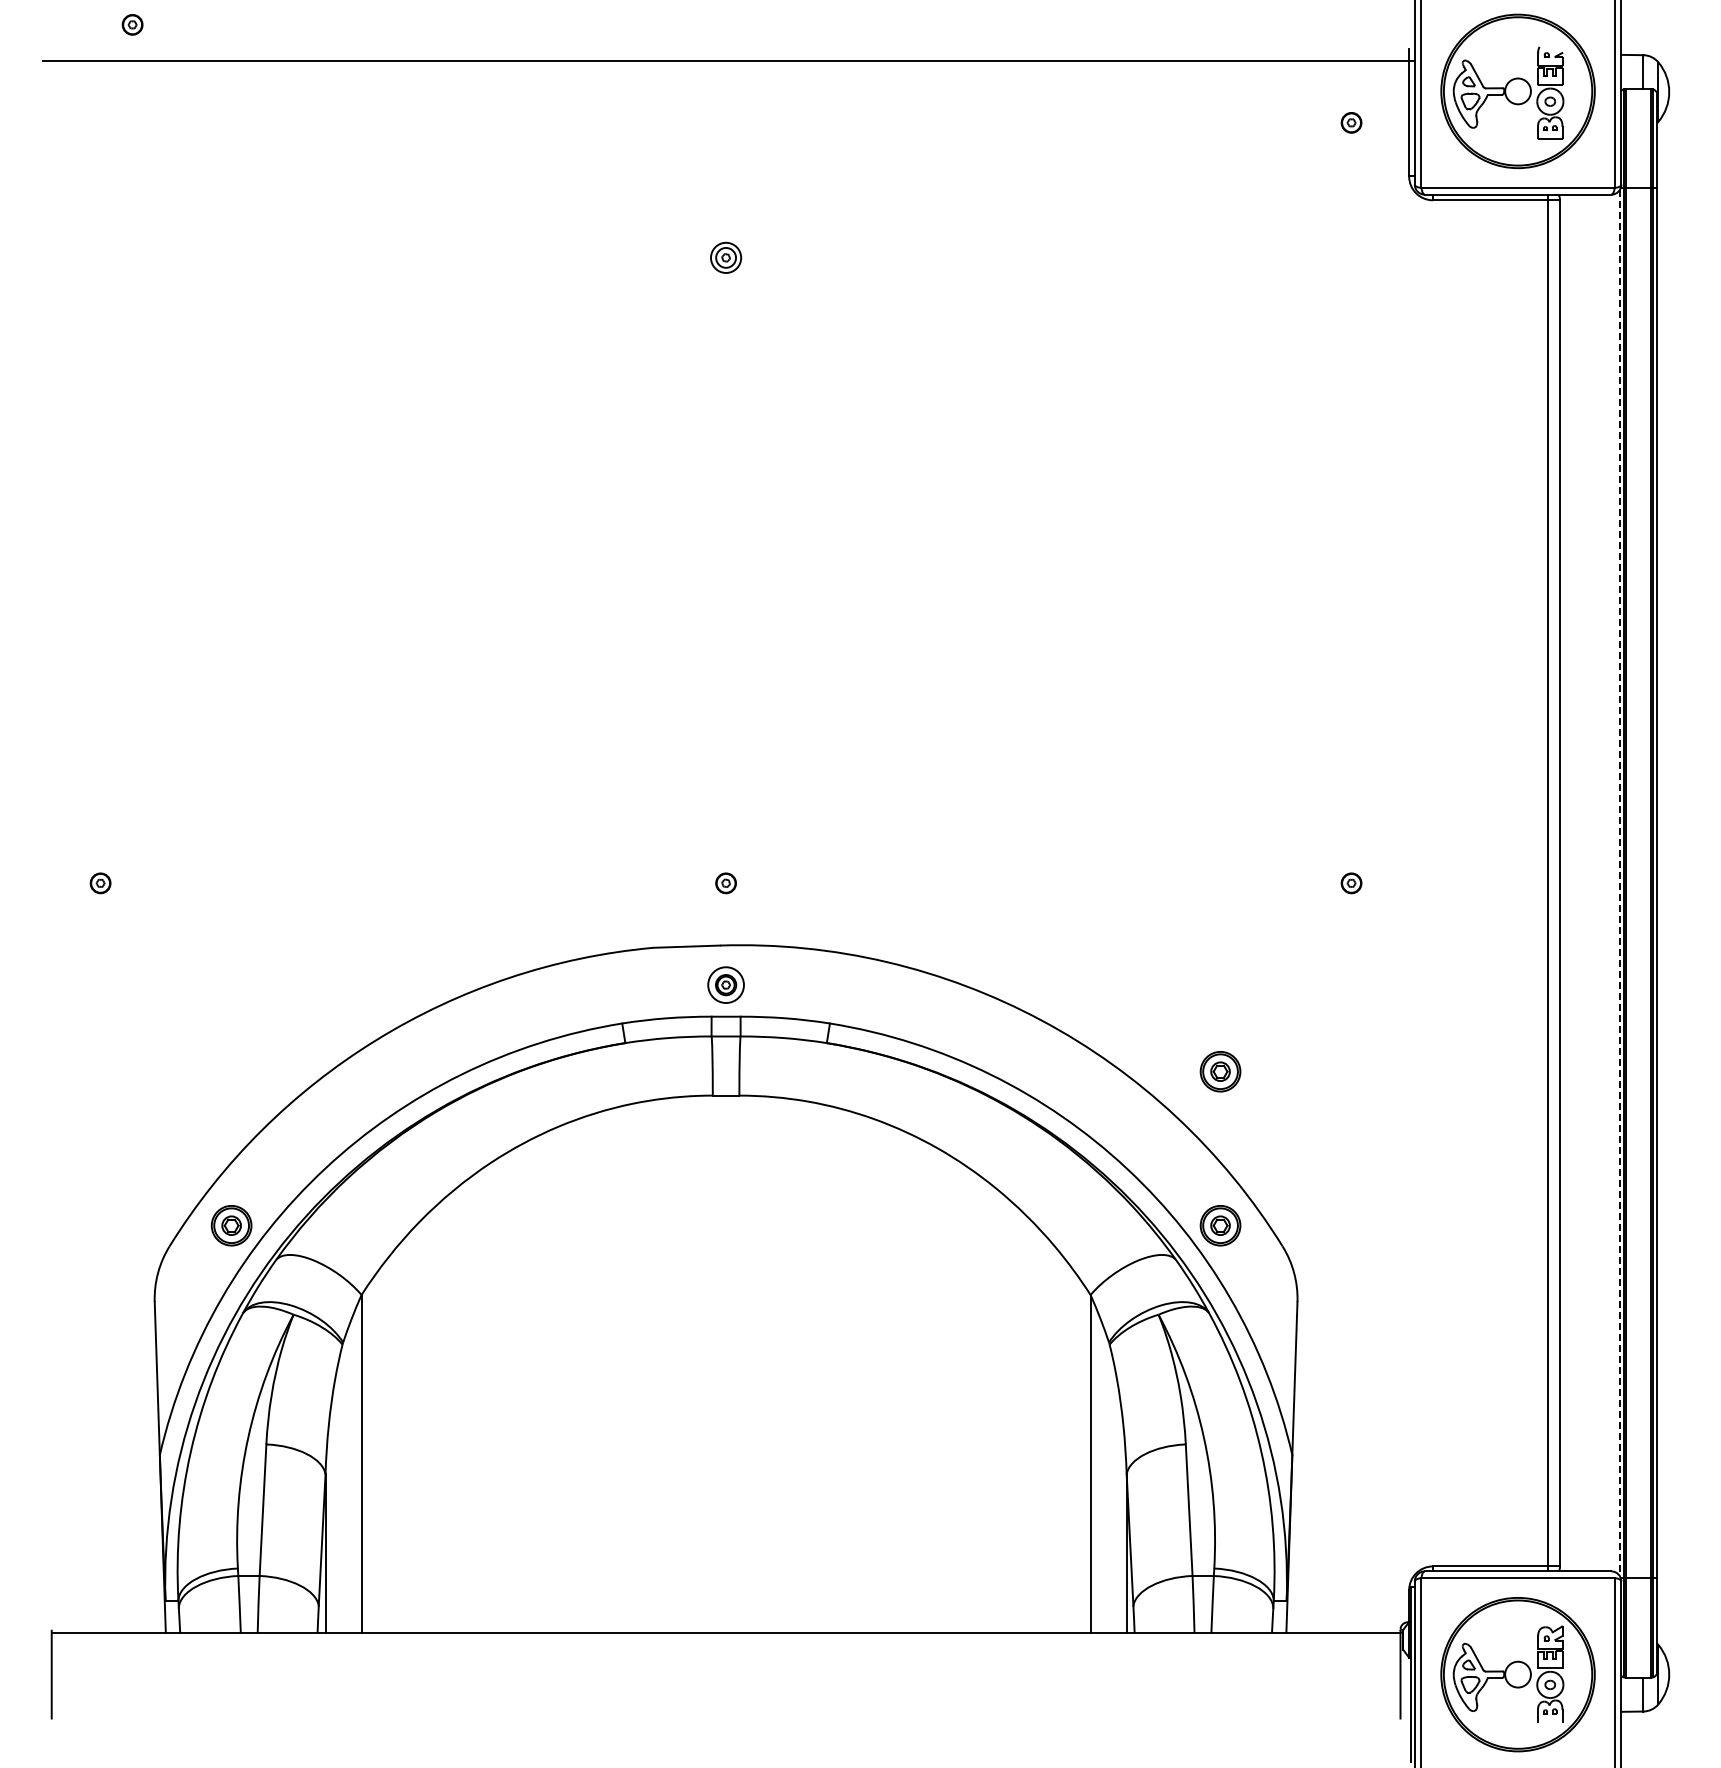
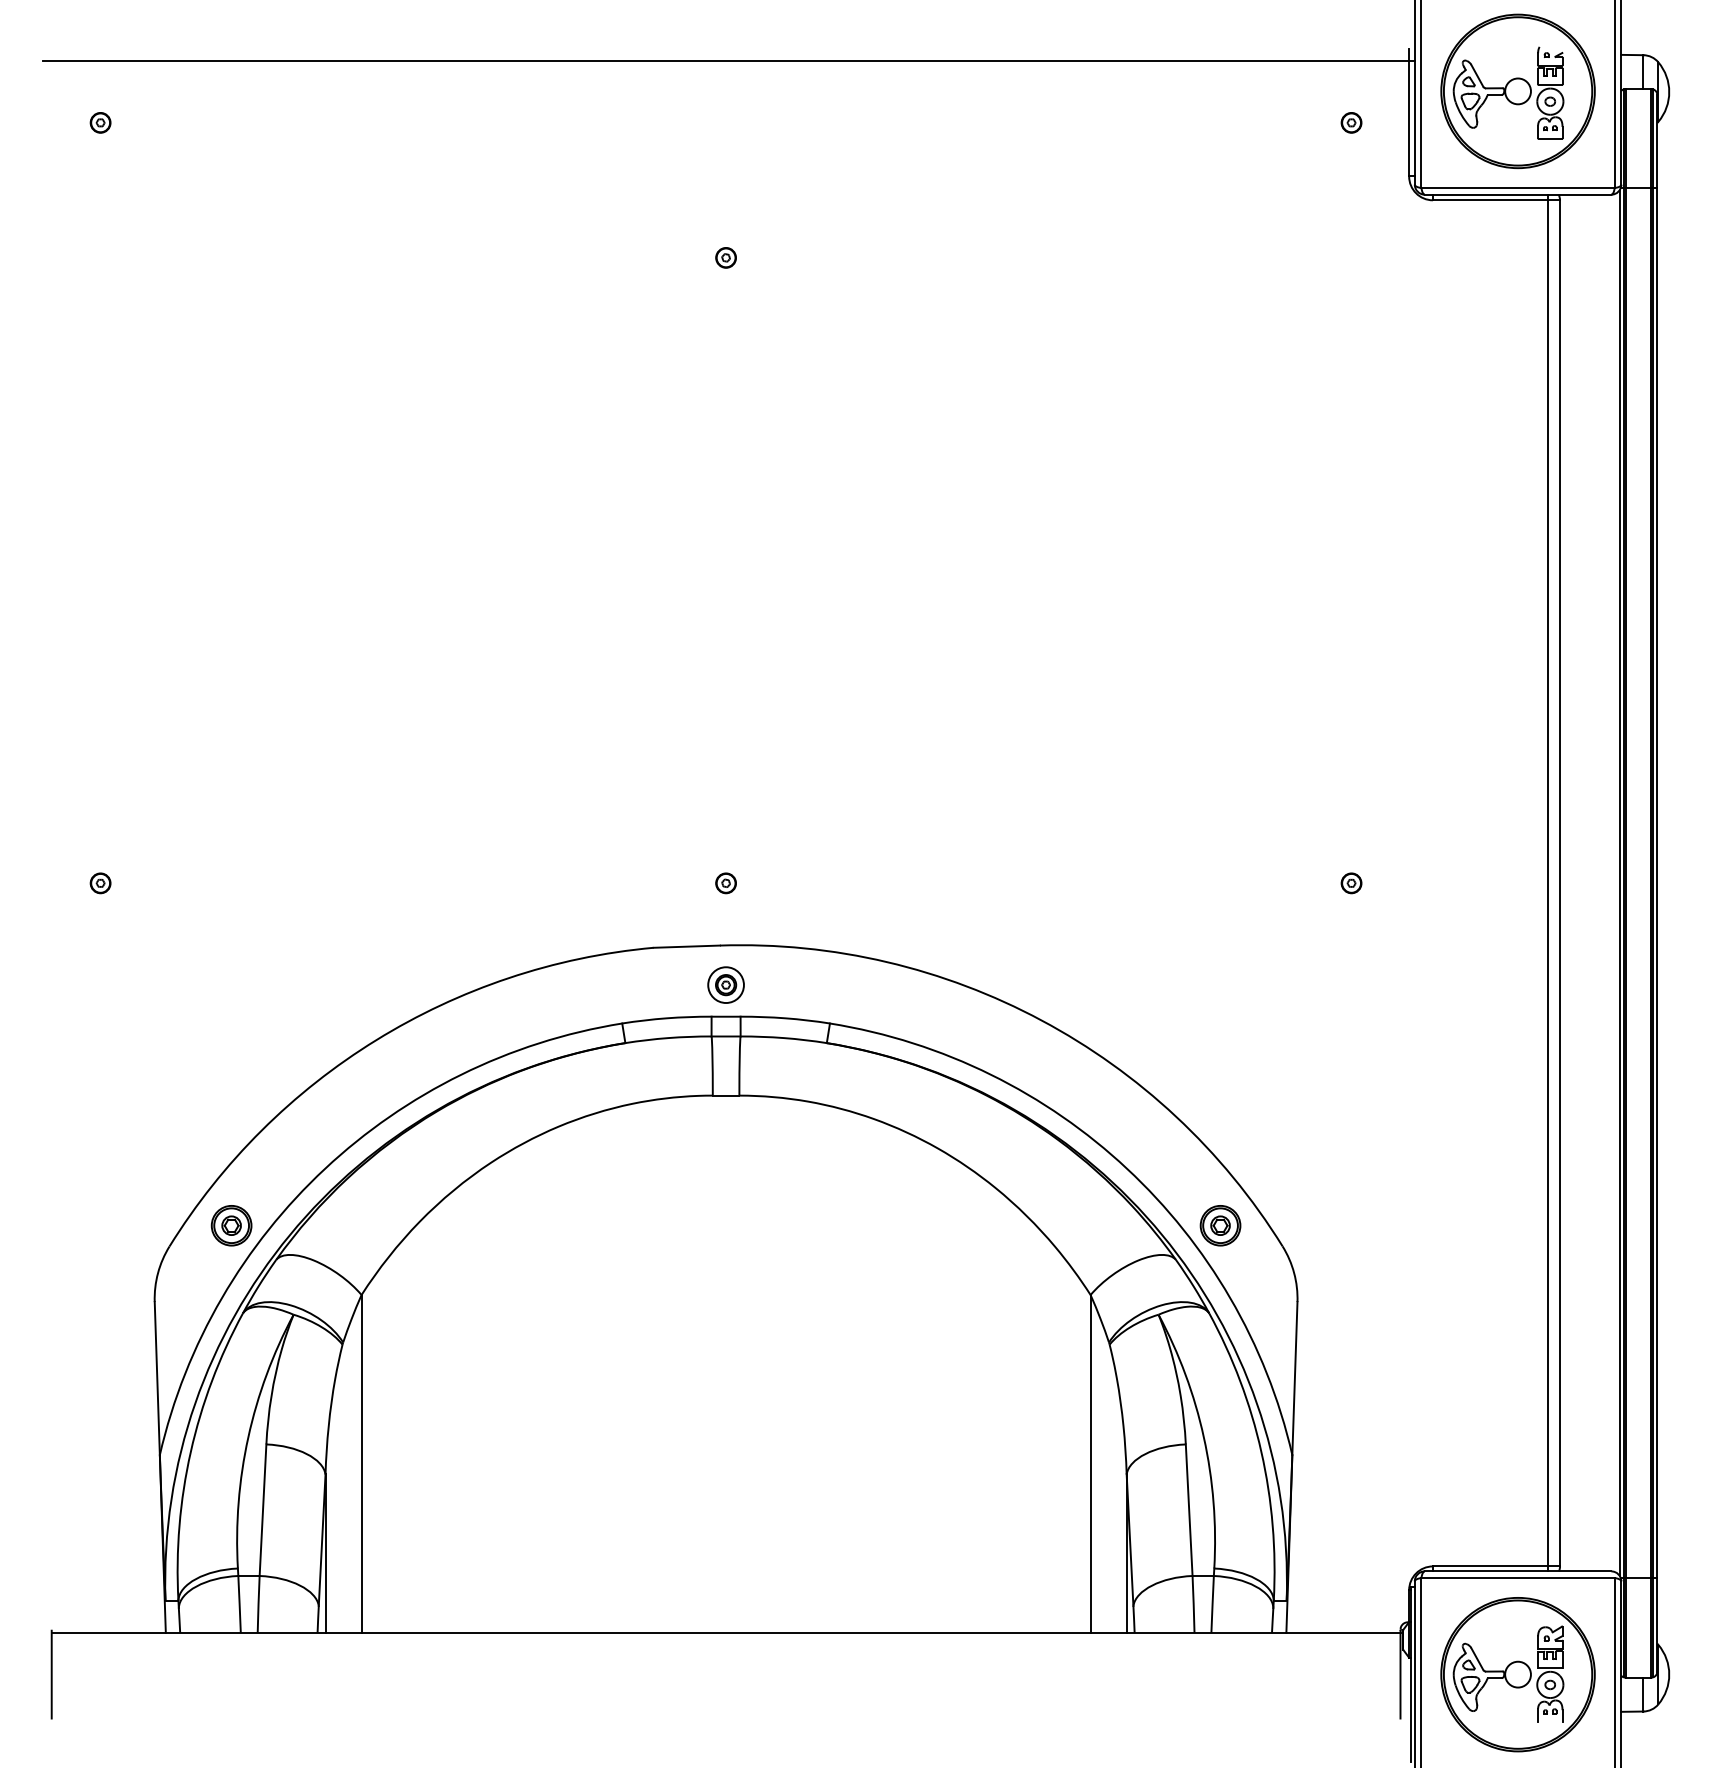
part position: (132, 24) -> (100, 122) (100, 122)
circle diameter: 30 px -> 19 px (725, 257)
line: dashed -> solid (1619, 883)
part: present -> none (1220, 1071)
